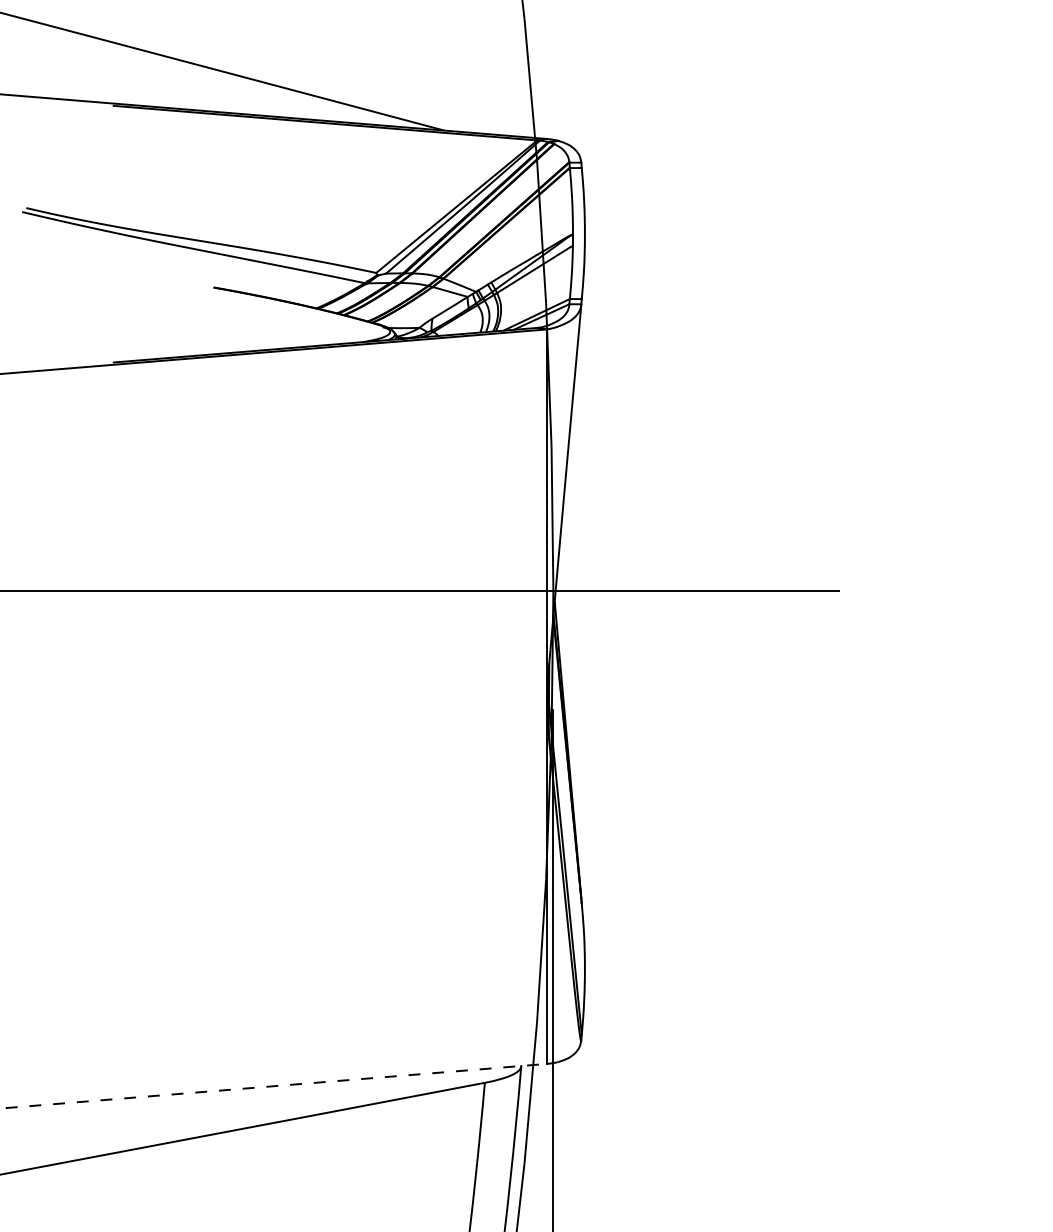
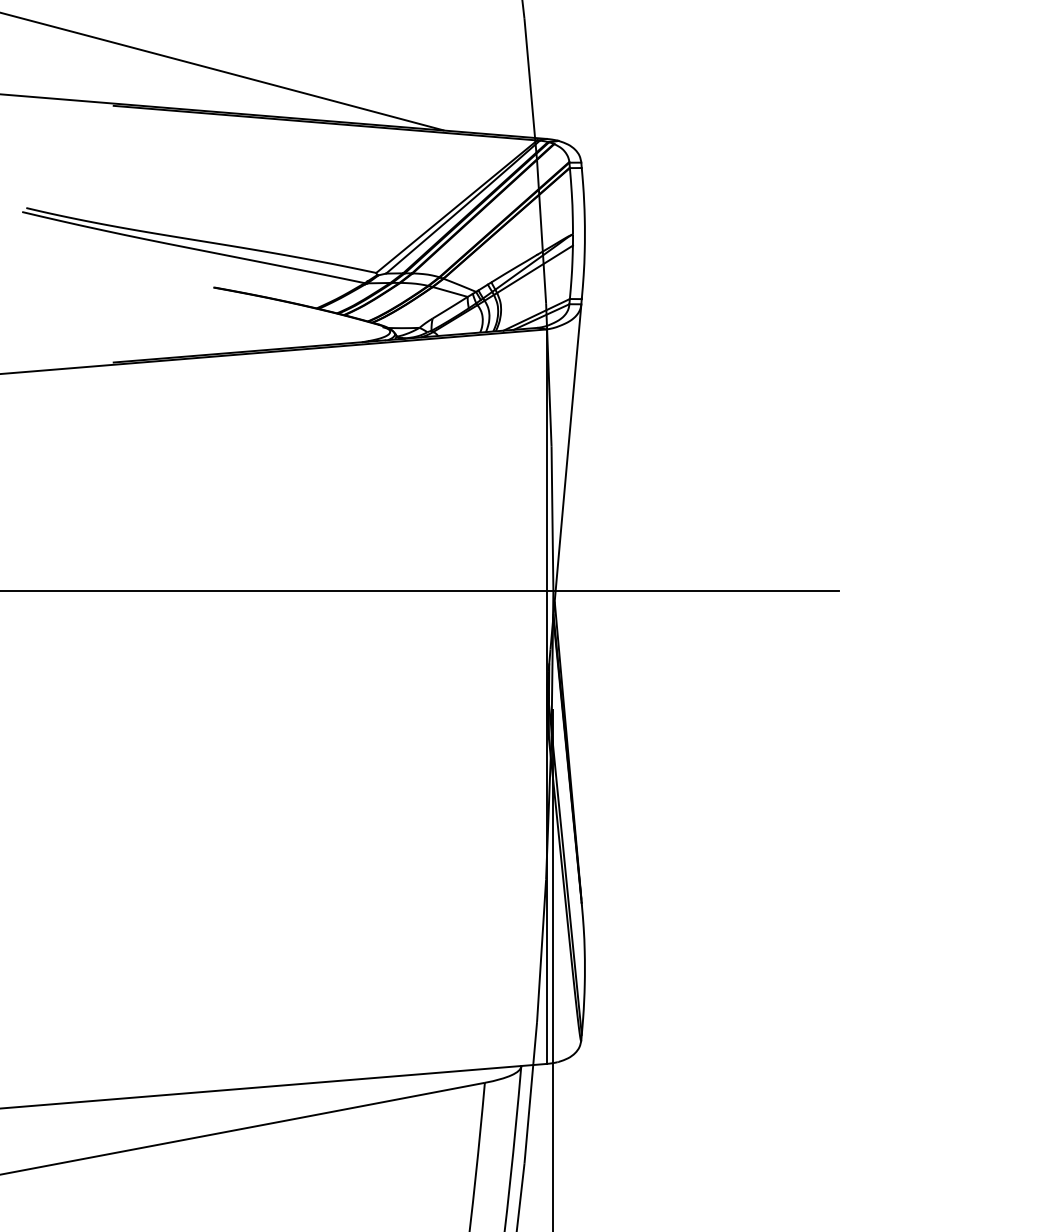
line: dashed -> solid (273, 1086)
